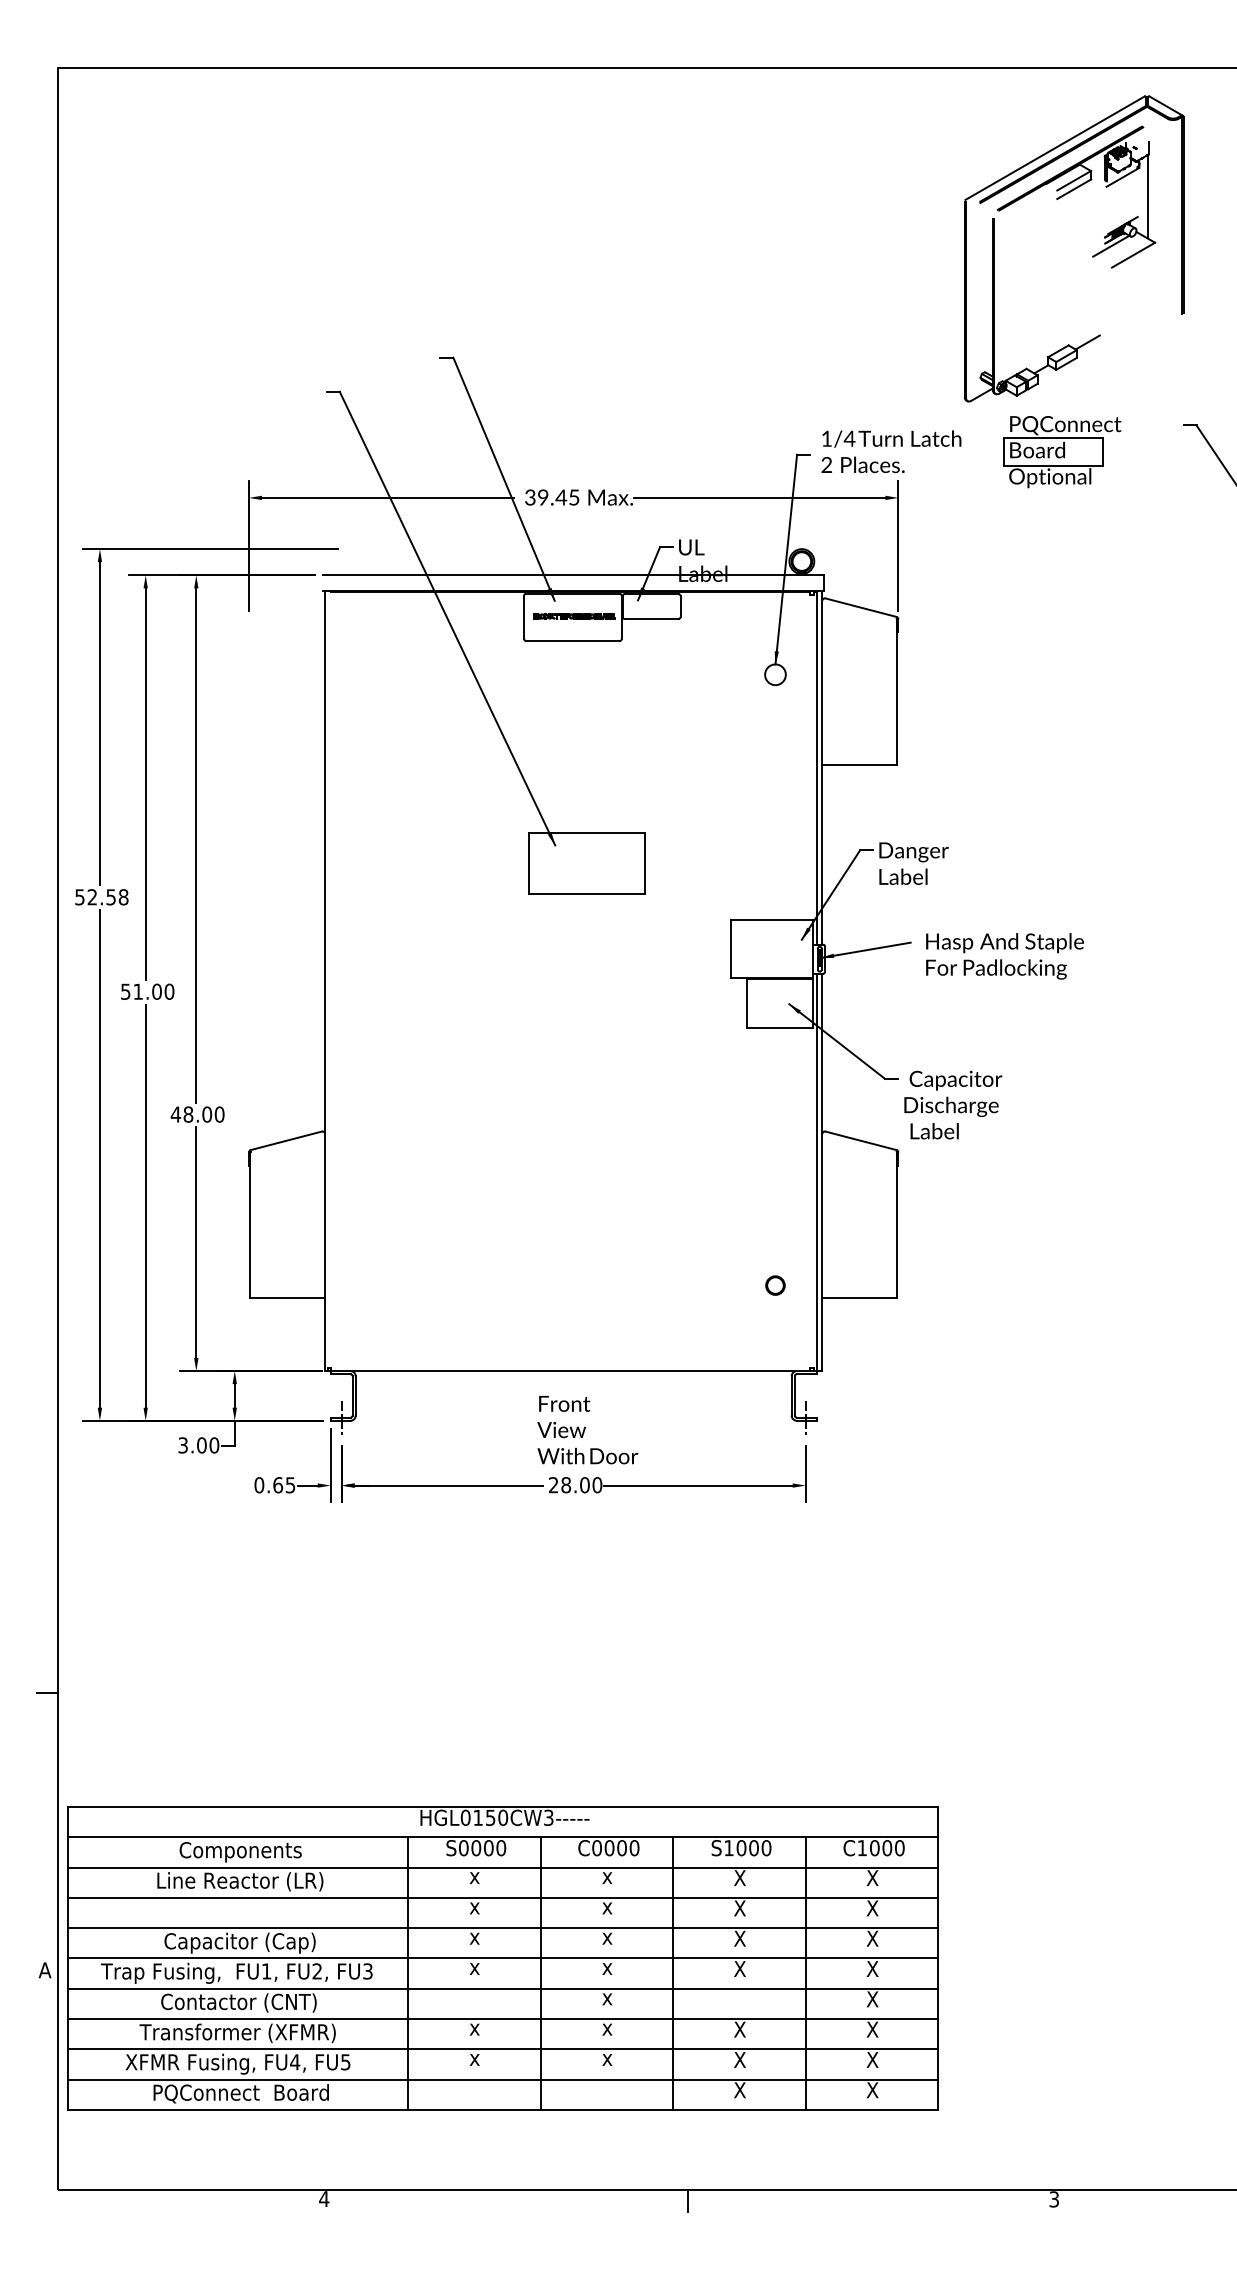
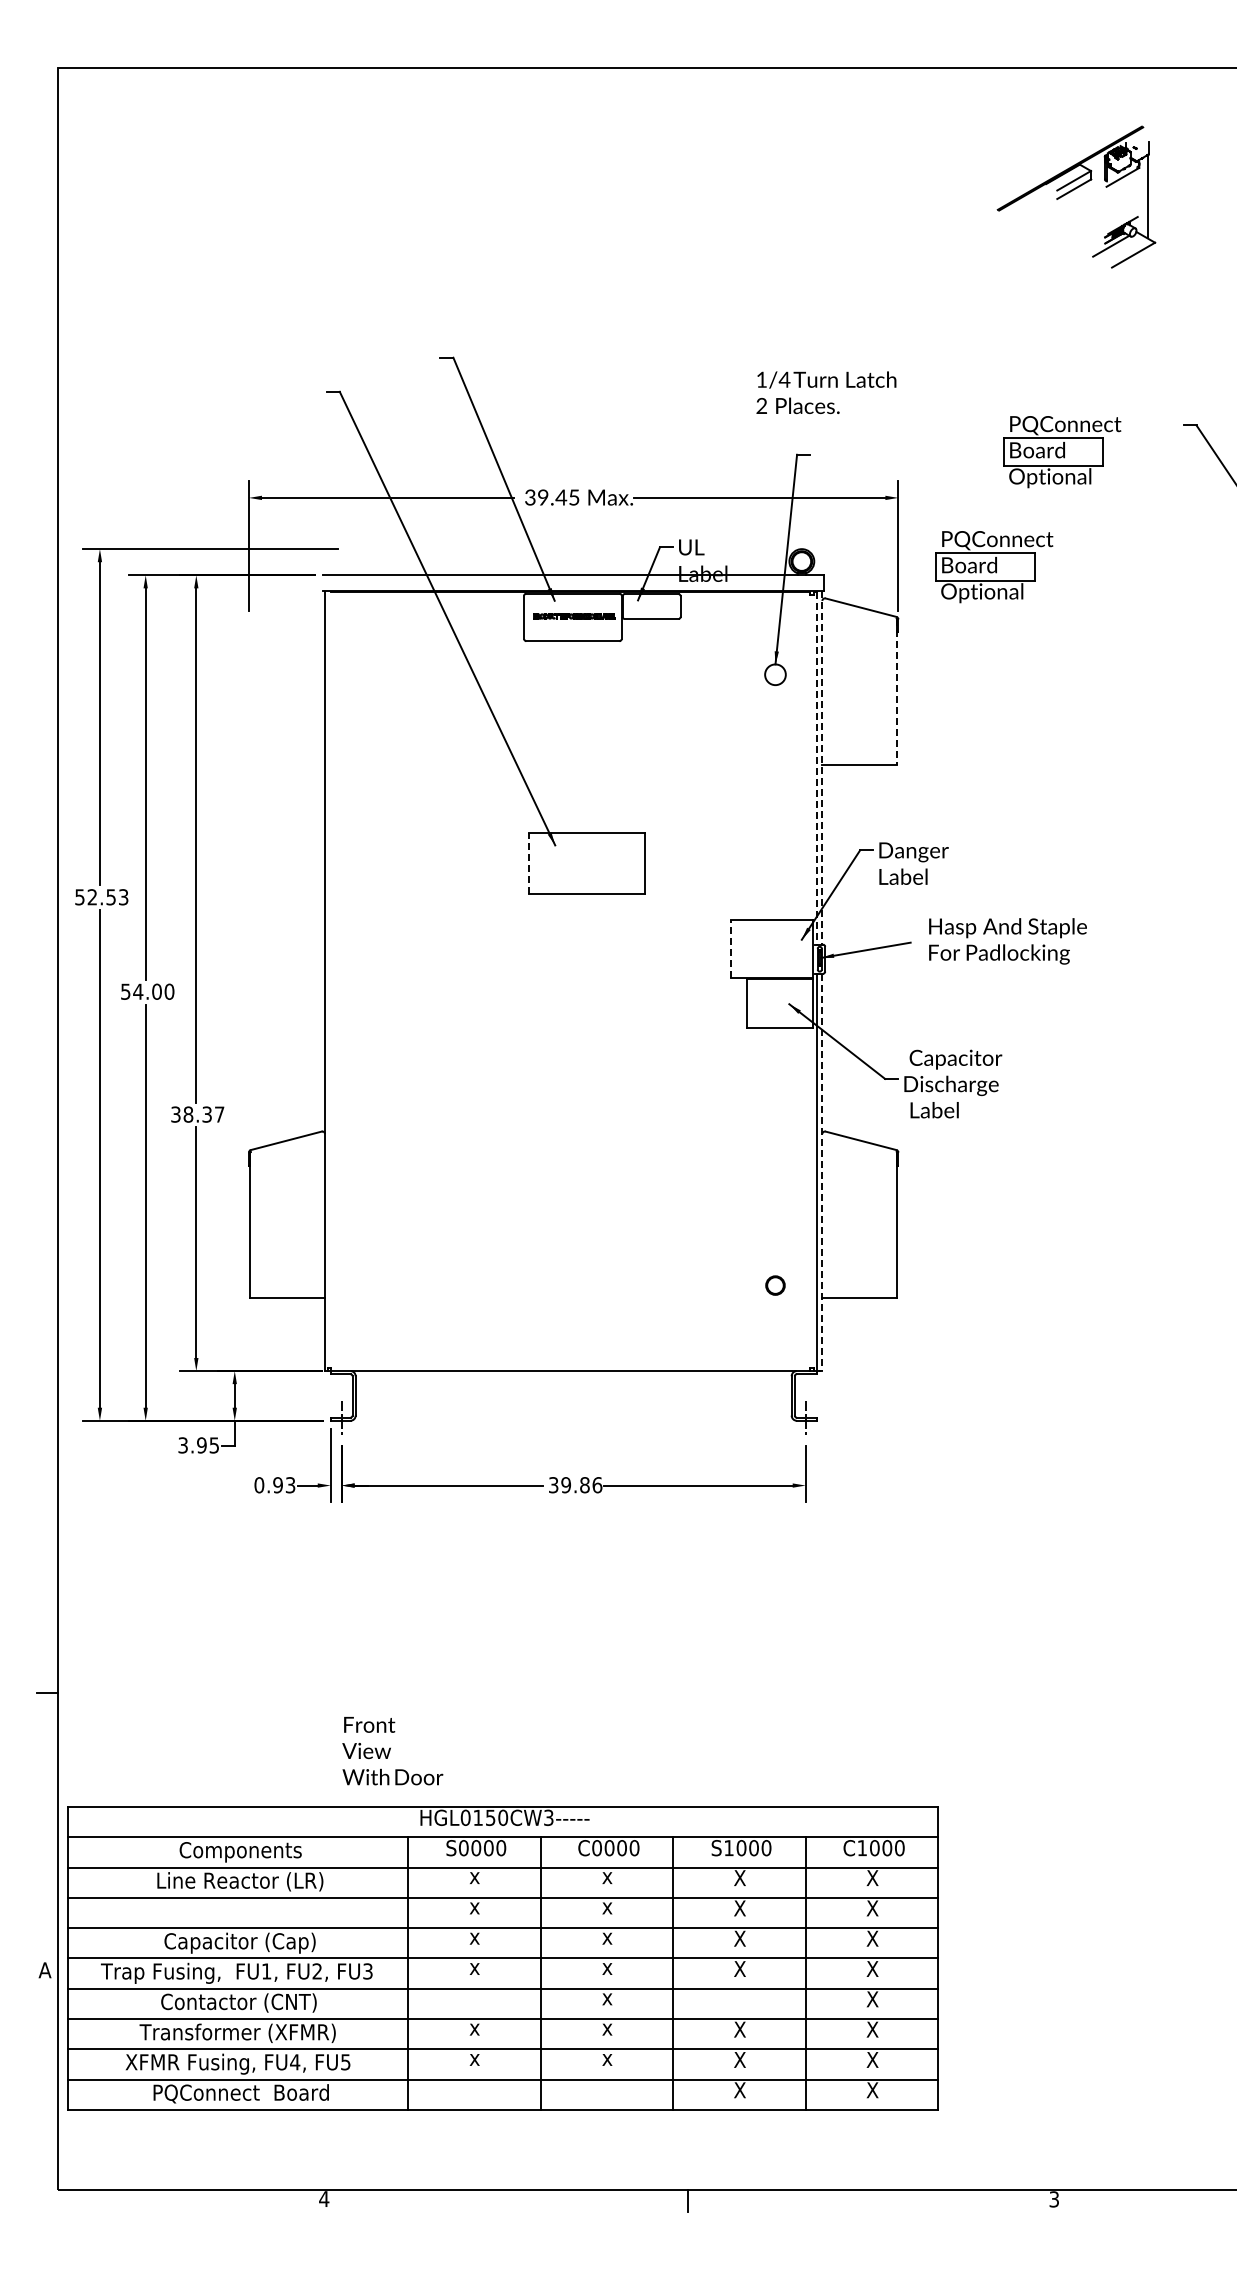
part: present -> none (994, 248)
text position: (891, 451) -> (826, 392) (826, 392)
part: none -> present (994, 567)
line: solid -> dashed (896, 692)
line: solid -> dashed (822, 767)
line: solid -> dashed (816, 768)
line: solid -> dashed (529, 863)
text: 52.58 -> 52.53 (123, 897)
line: solid -> dashed (730, 948)
text position: (1004, 956) -> (1007, 941) (1007, 941)
text: 51.00 -> 54.00 (138, 991)
text position: (953, 1104) -> (953, 1083) (953, 1083)
text: 48.00 -> 38.37 (197, 1114)
line: solid -> dashed (822, 1172)
text position: (587, 1430) -> (392, 1751) (392, 1751)
text: 3.00 -> 3.95 (208, 1445)
text: 0.65 -> 0.93 (284, 1485)
text: 28.00 -> 39.86 (575, 1485)
